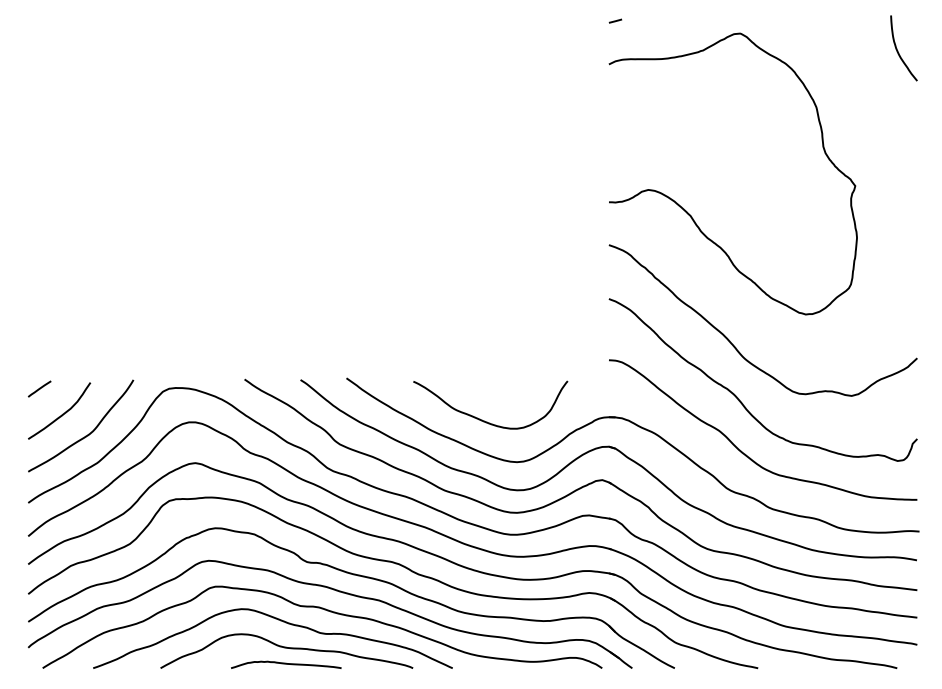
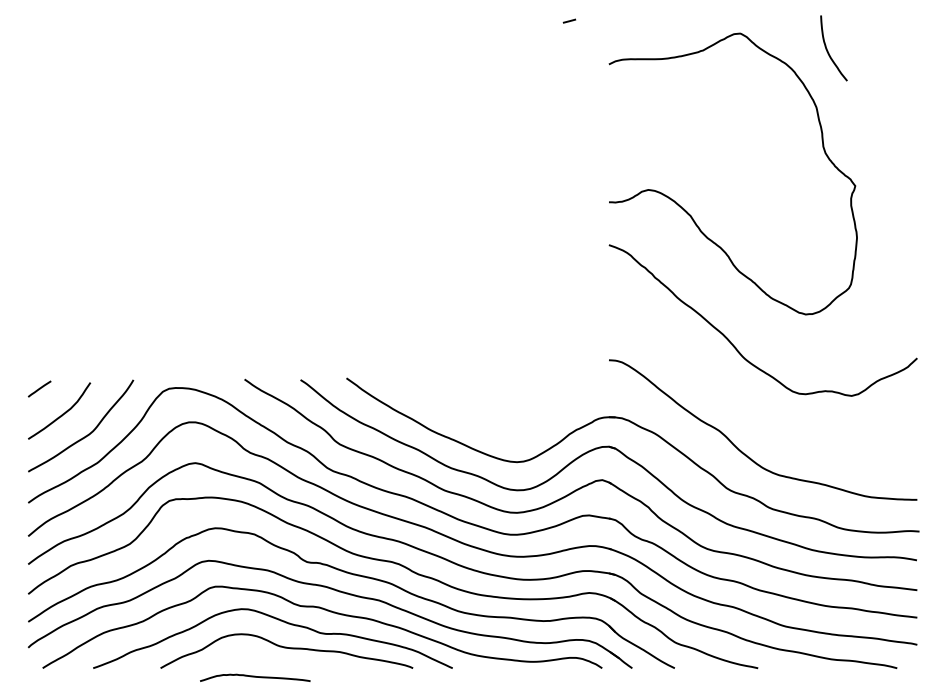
line position: (615, 20) -> (569, 20) (569, 20)
curve position: (898, 50) -> (828, 50) (828, 50)
curve: present -> none (738, 397)
curve: present -> none (482, 419)
curve position: (286, 664) -> (255, 677) (255, 677)
